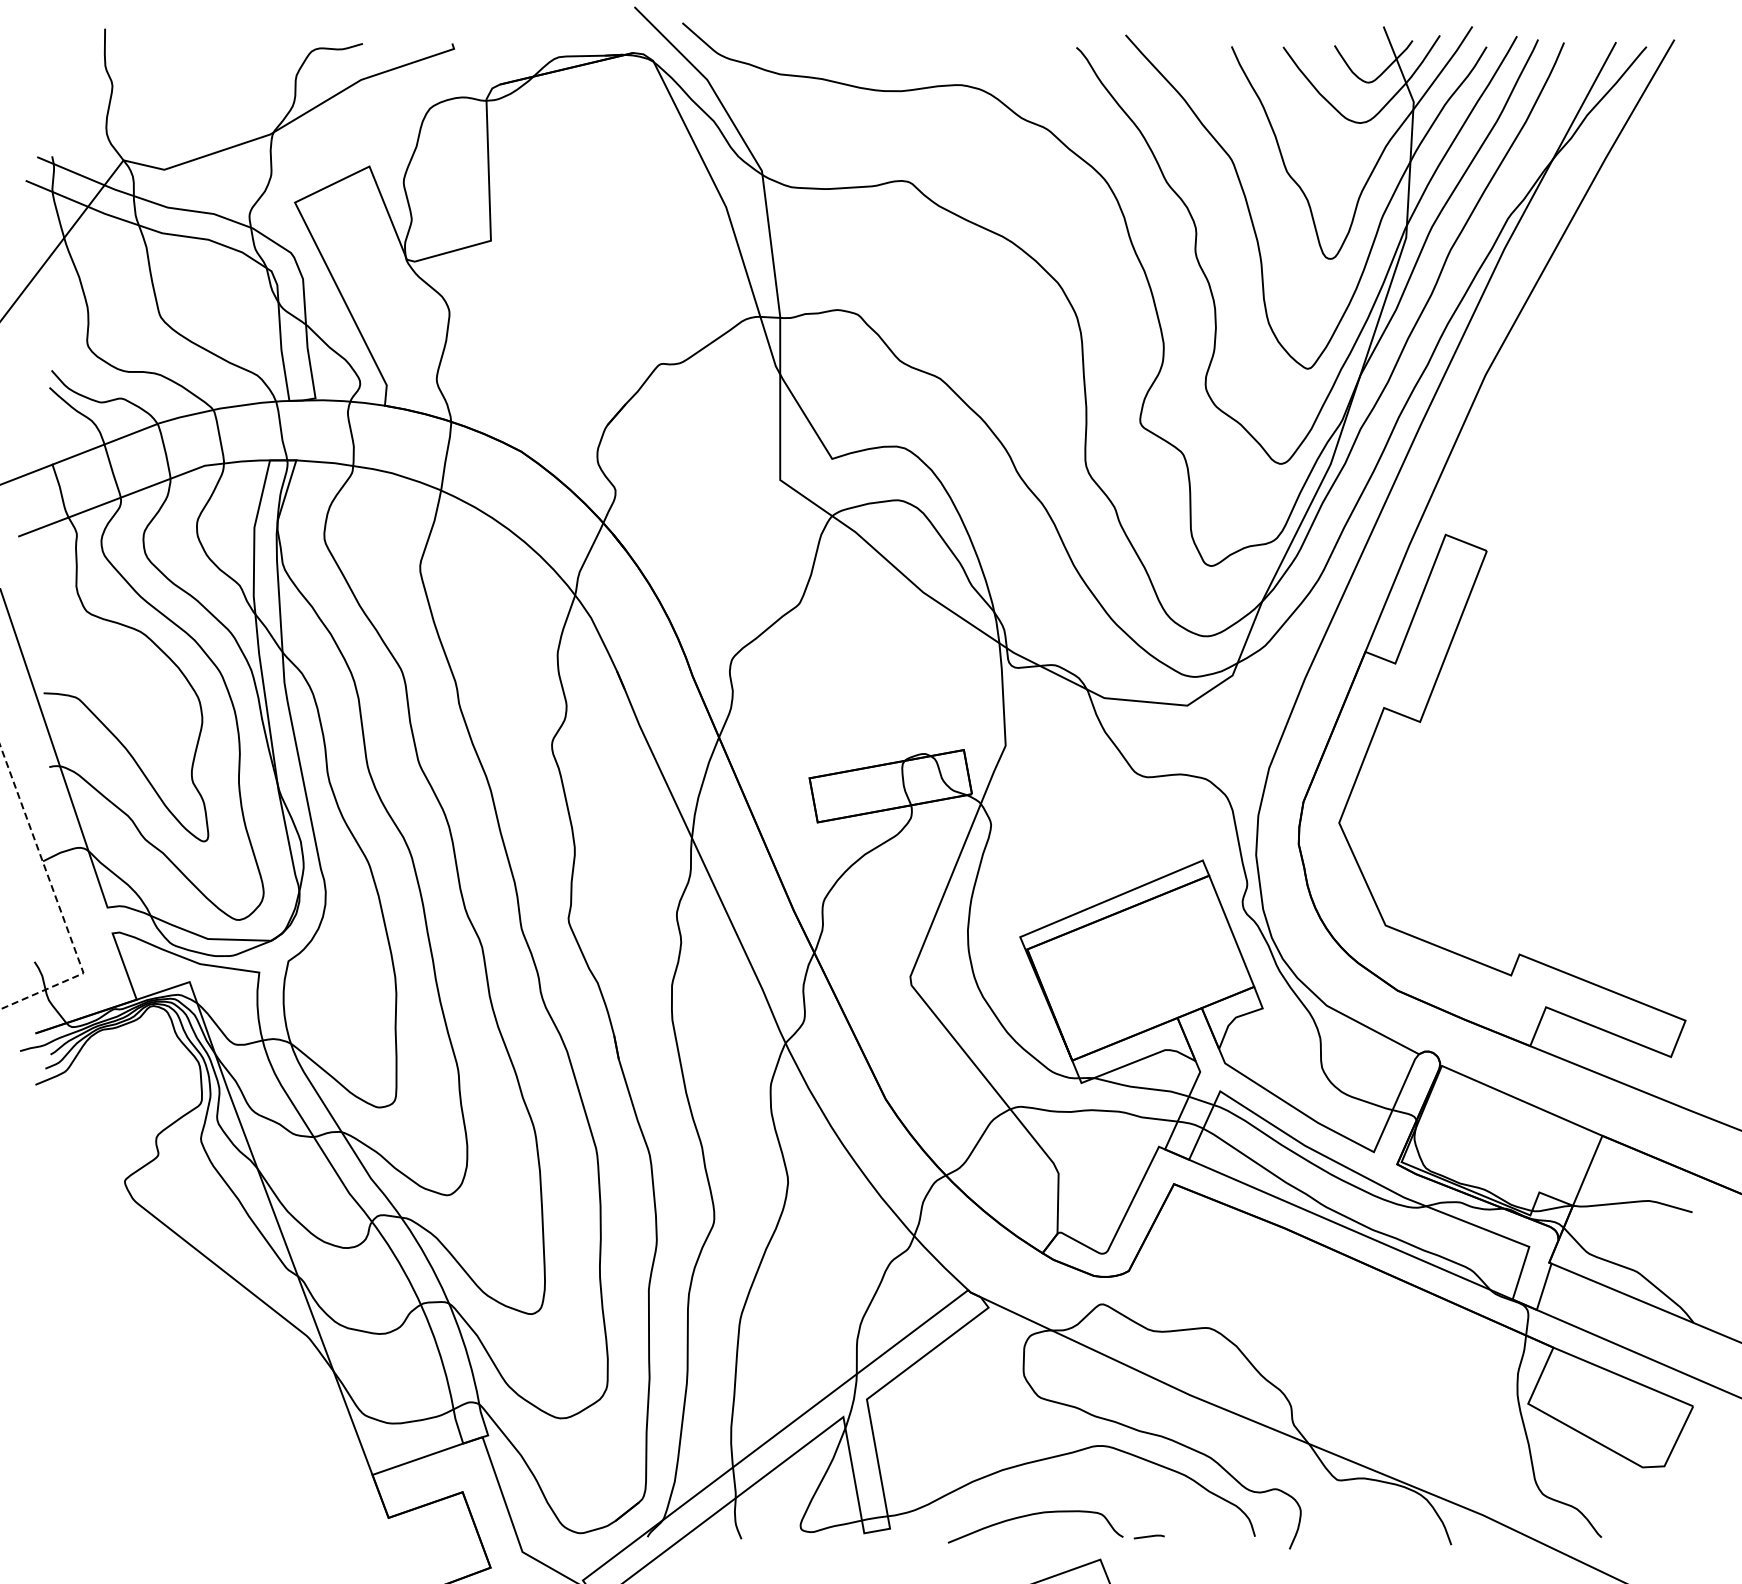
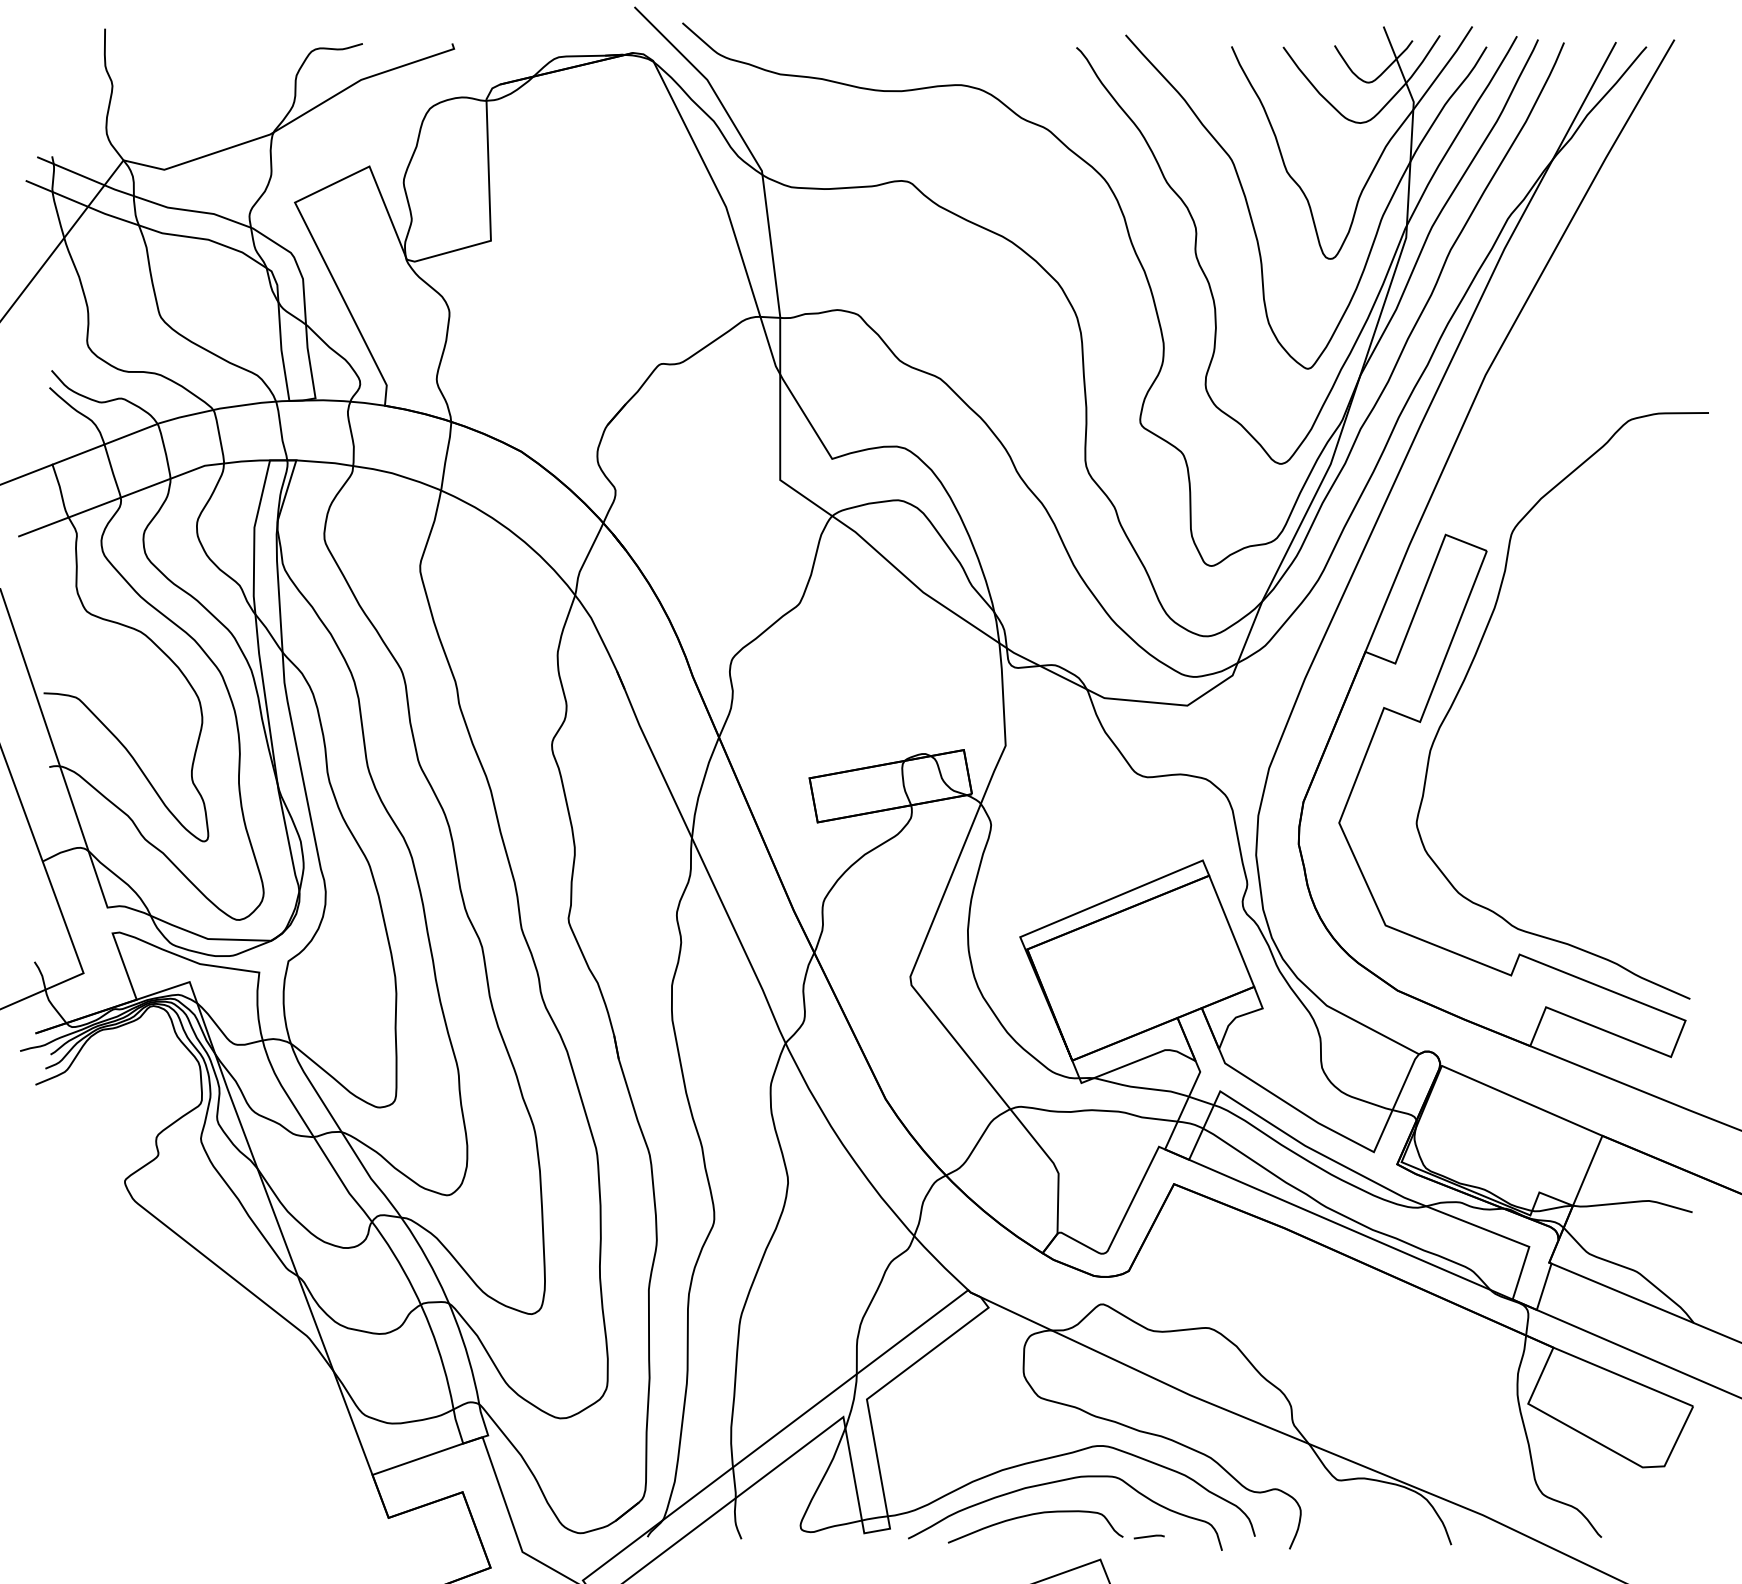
curve: none -> present (1473, 662)
line: dashed -> solid (57, 901)
curve: none -> present (1058, 1482)
